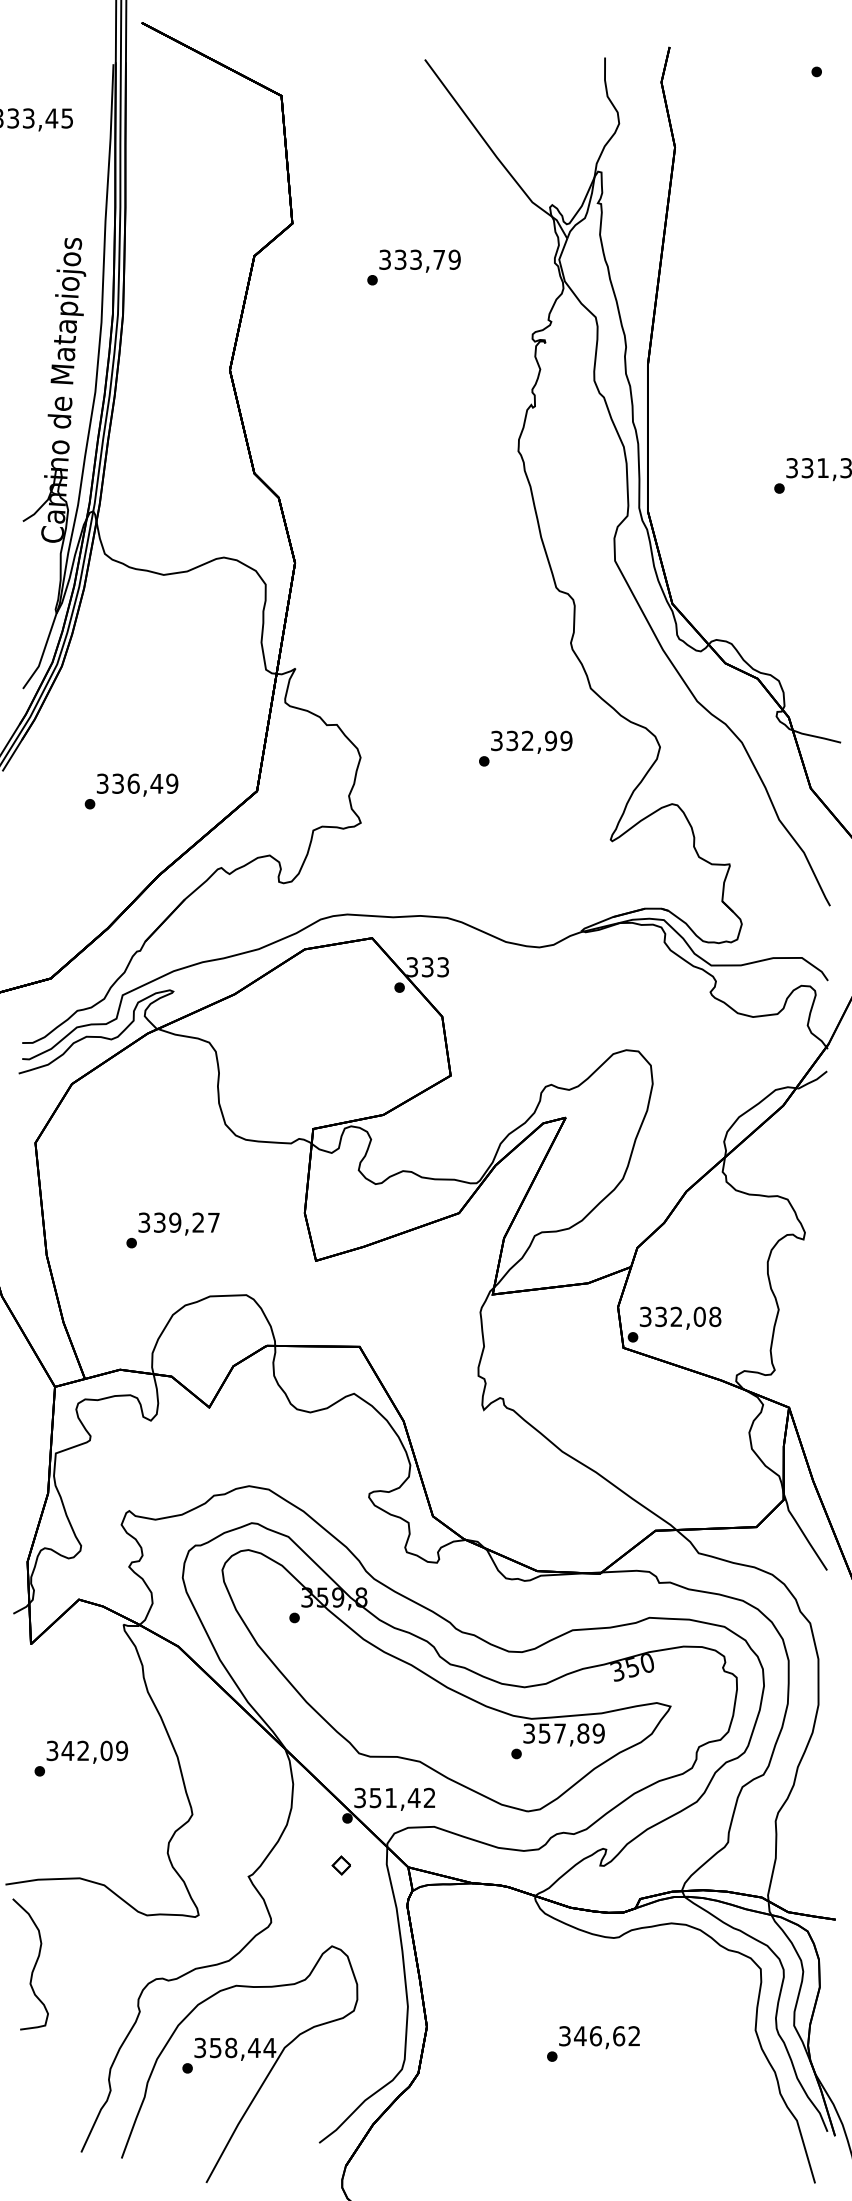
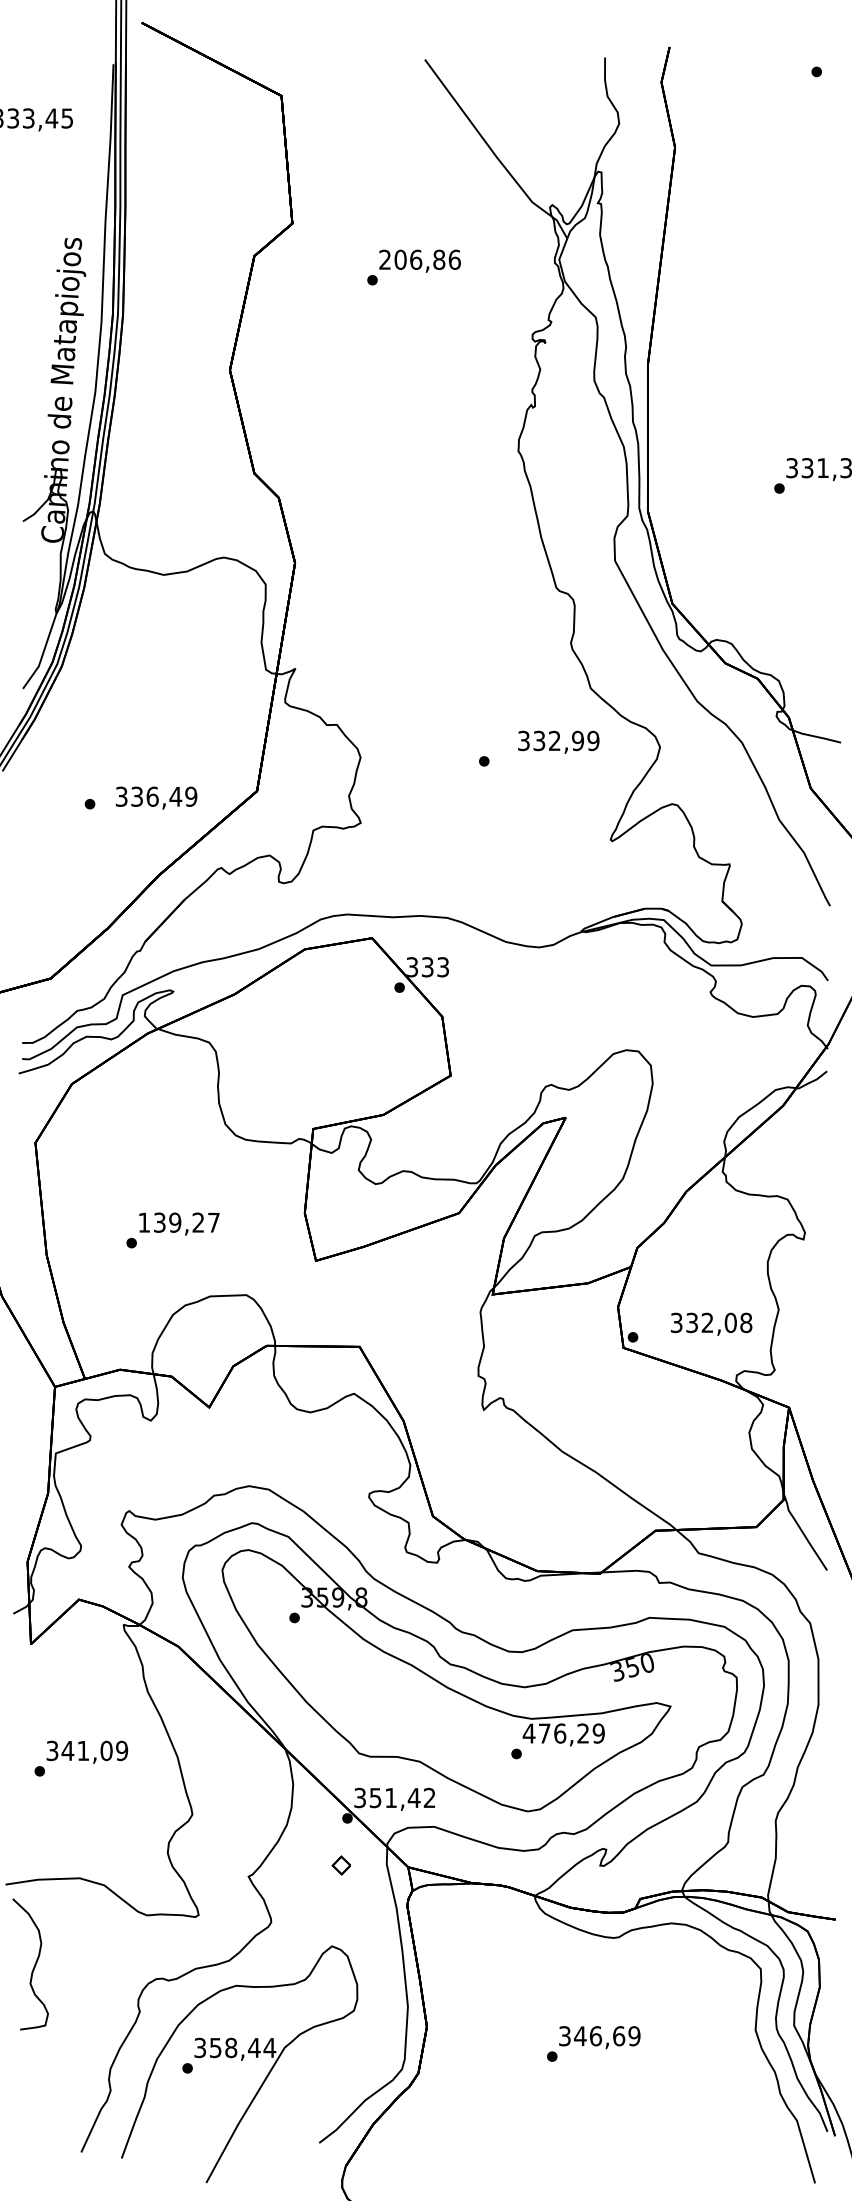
text: 333,79 -> 206,86 (419, 259)
text position: (531, 741) -> (558, 741) (558, 741)
text position: (137, 784) -> (156, 797) (156, 797)
text: 339,27 -> 139,27 (144, 1222)
text position: (680, 1317) -> (711, 1323) (711, 1323)
text: 357,89 -> 476,29 (555, 1733)
text: 342,09 -> 341,09 (82, 1750)
text: 346,62 -> 346,69 (634, 2036)
